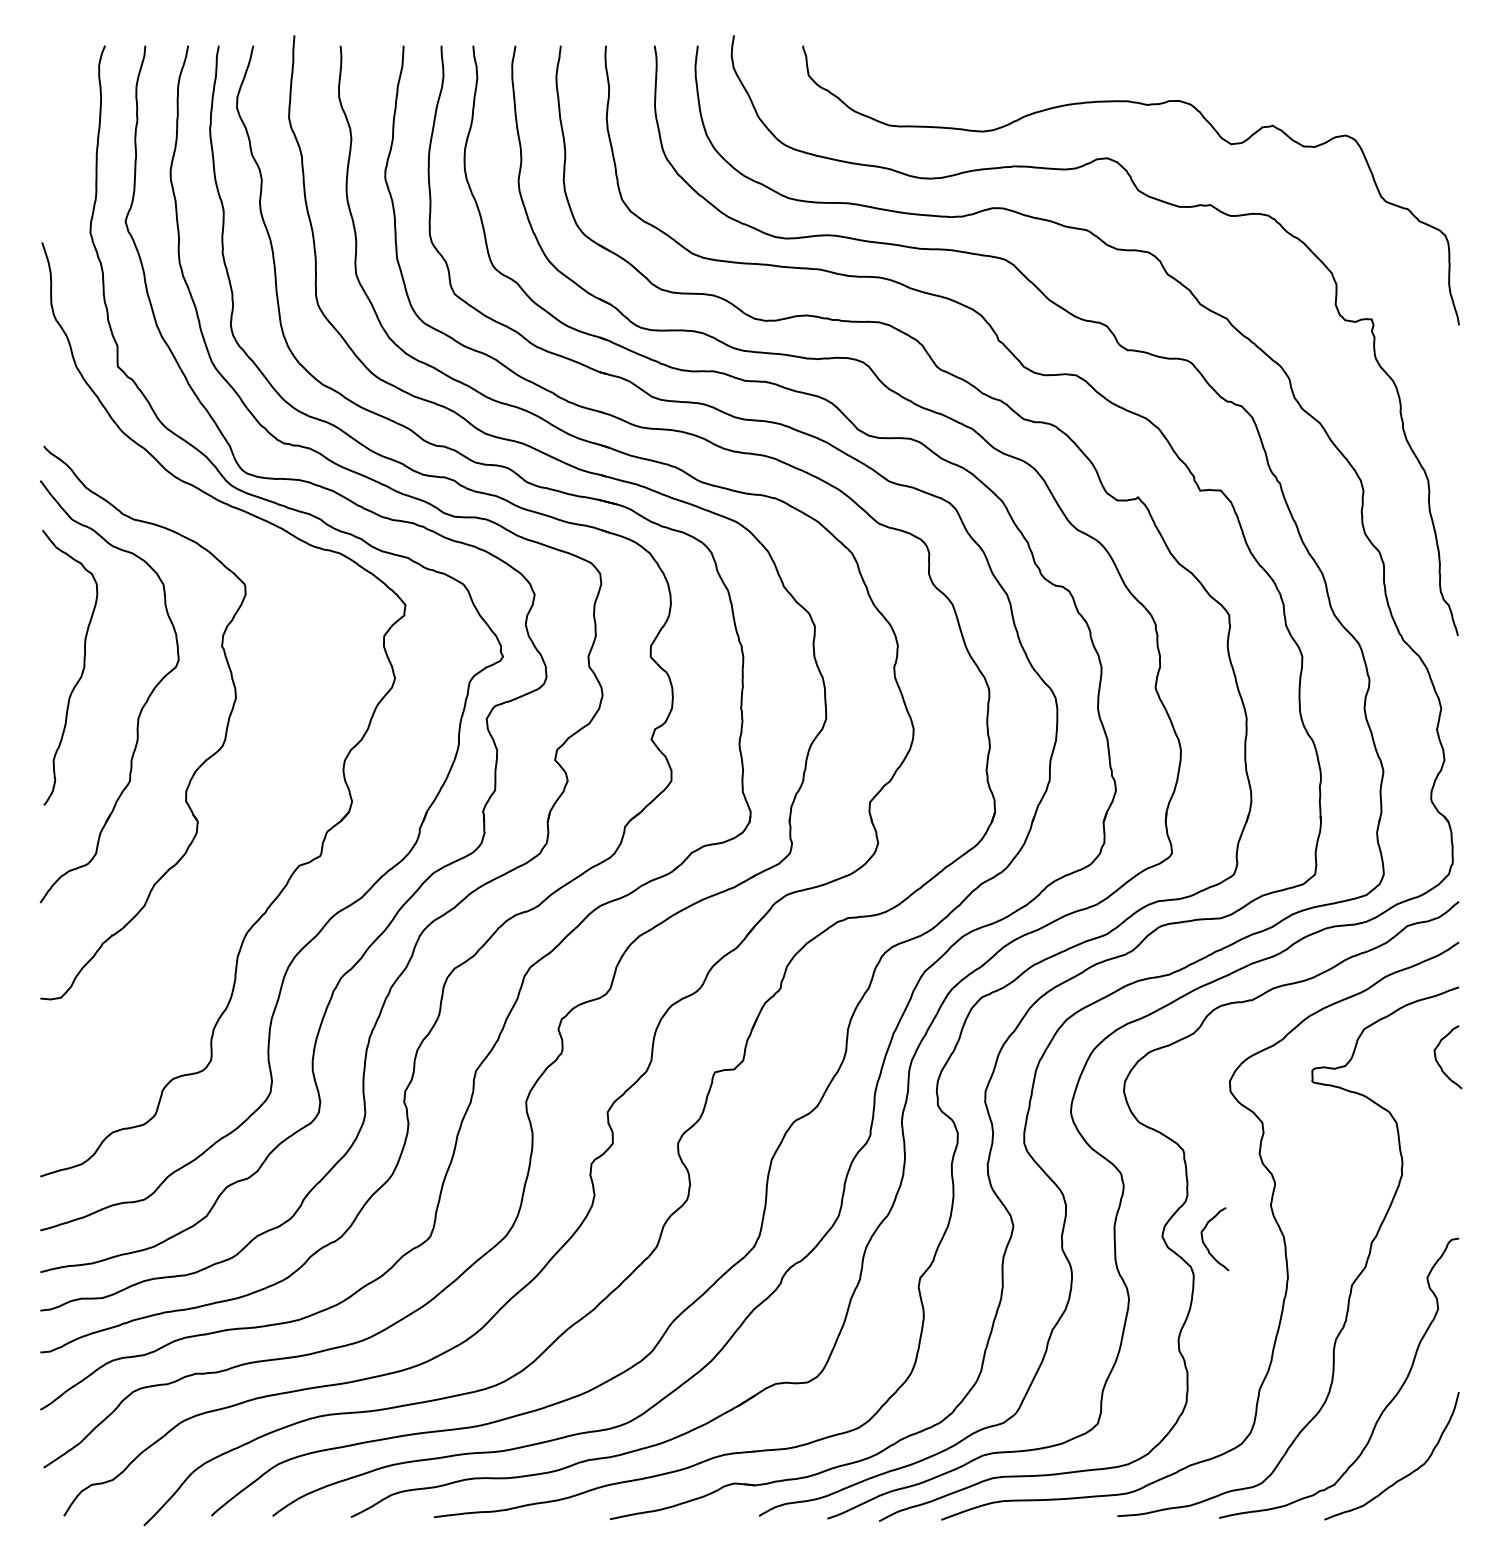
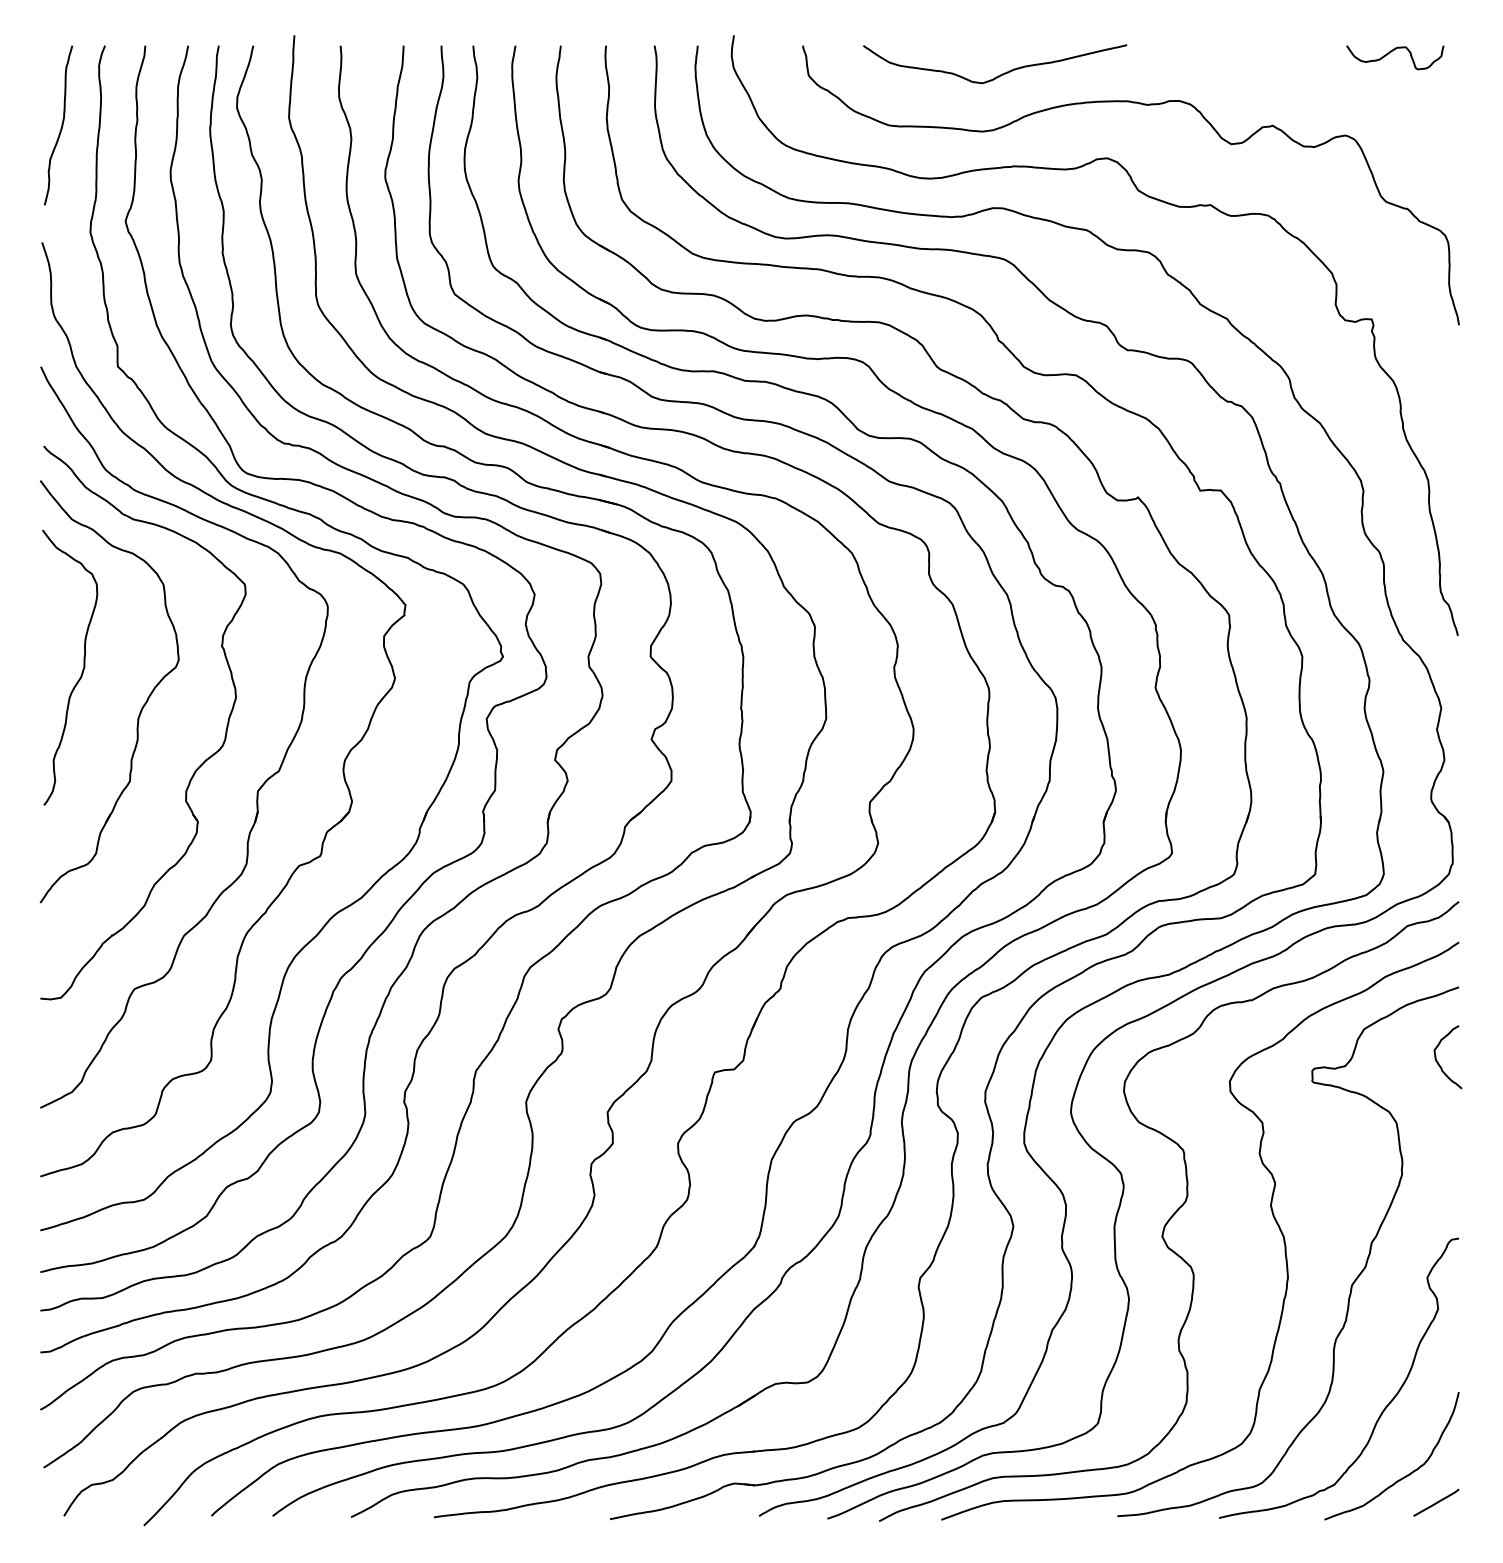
curve: none -> present (1391, 52)
curve: none -> present (1000, 74)
curve: none -> present (61, 125)
part: none -> present (259, 787)
curve: present -> none (1205, 1243)
line: none -> present (1436, 1502)
